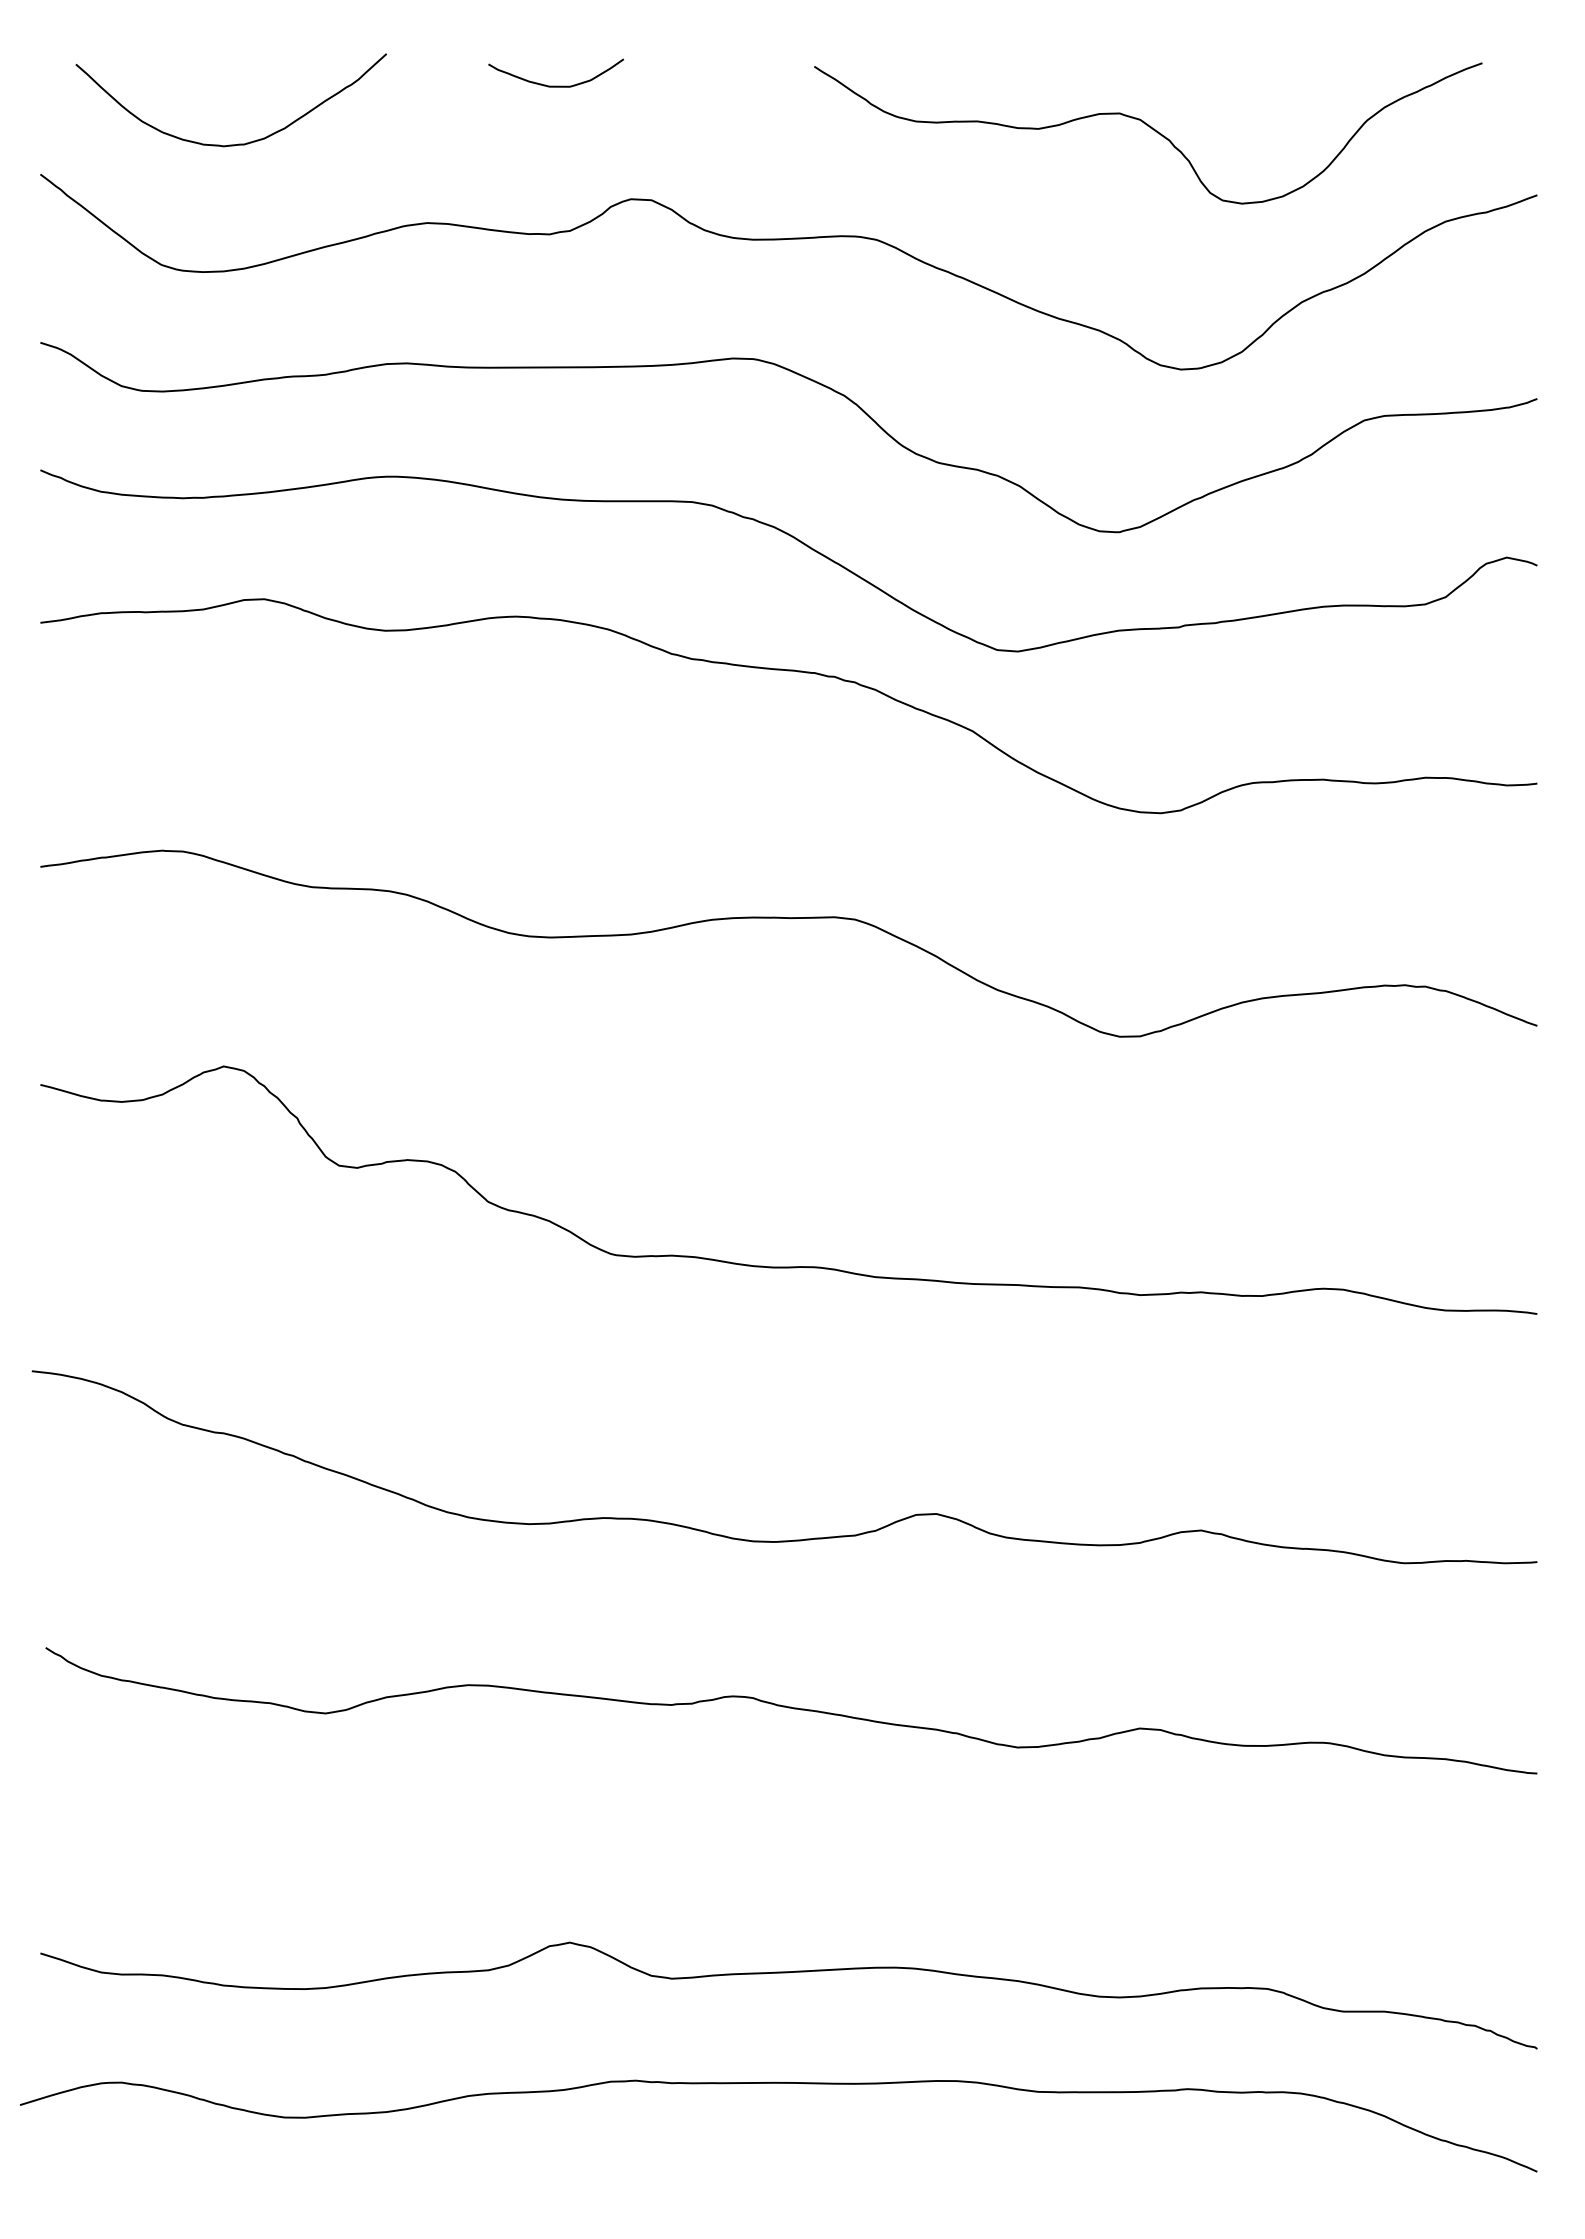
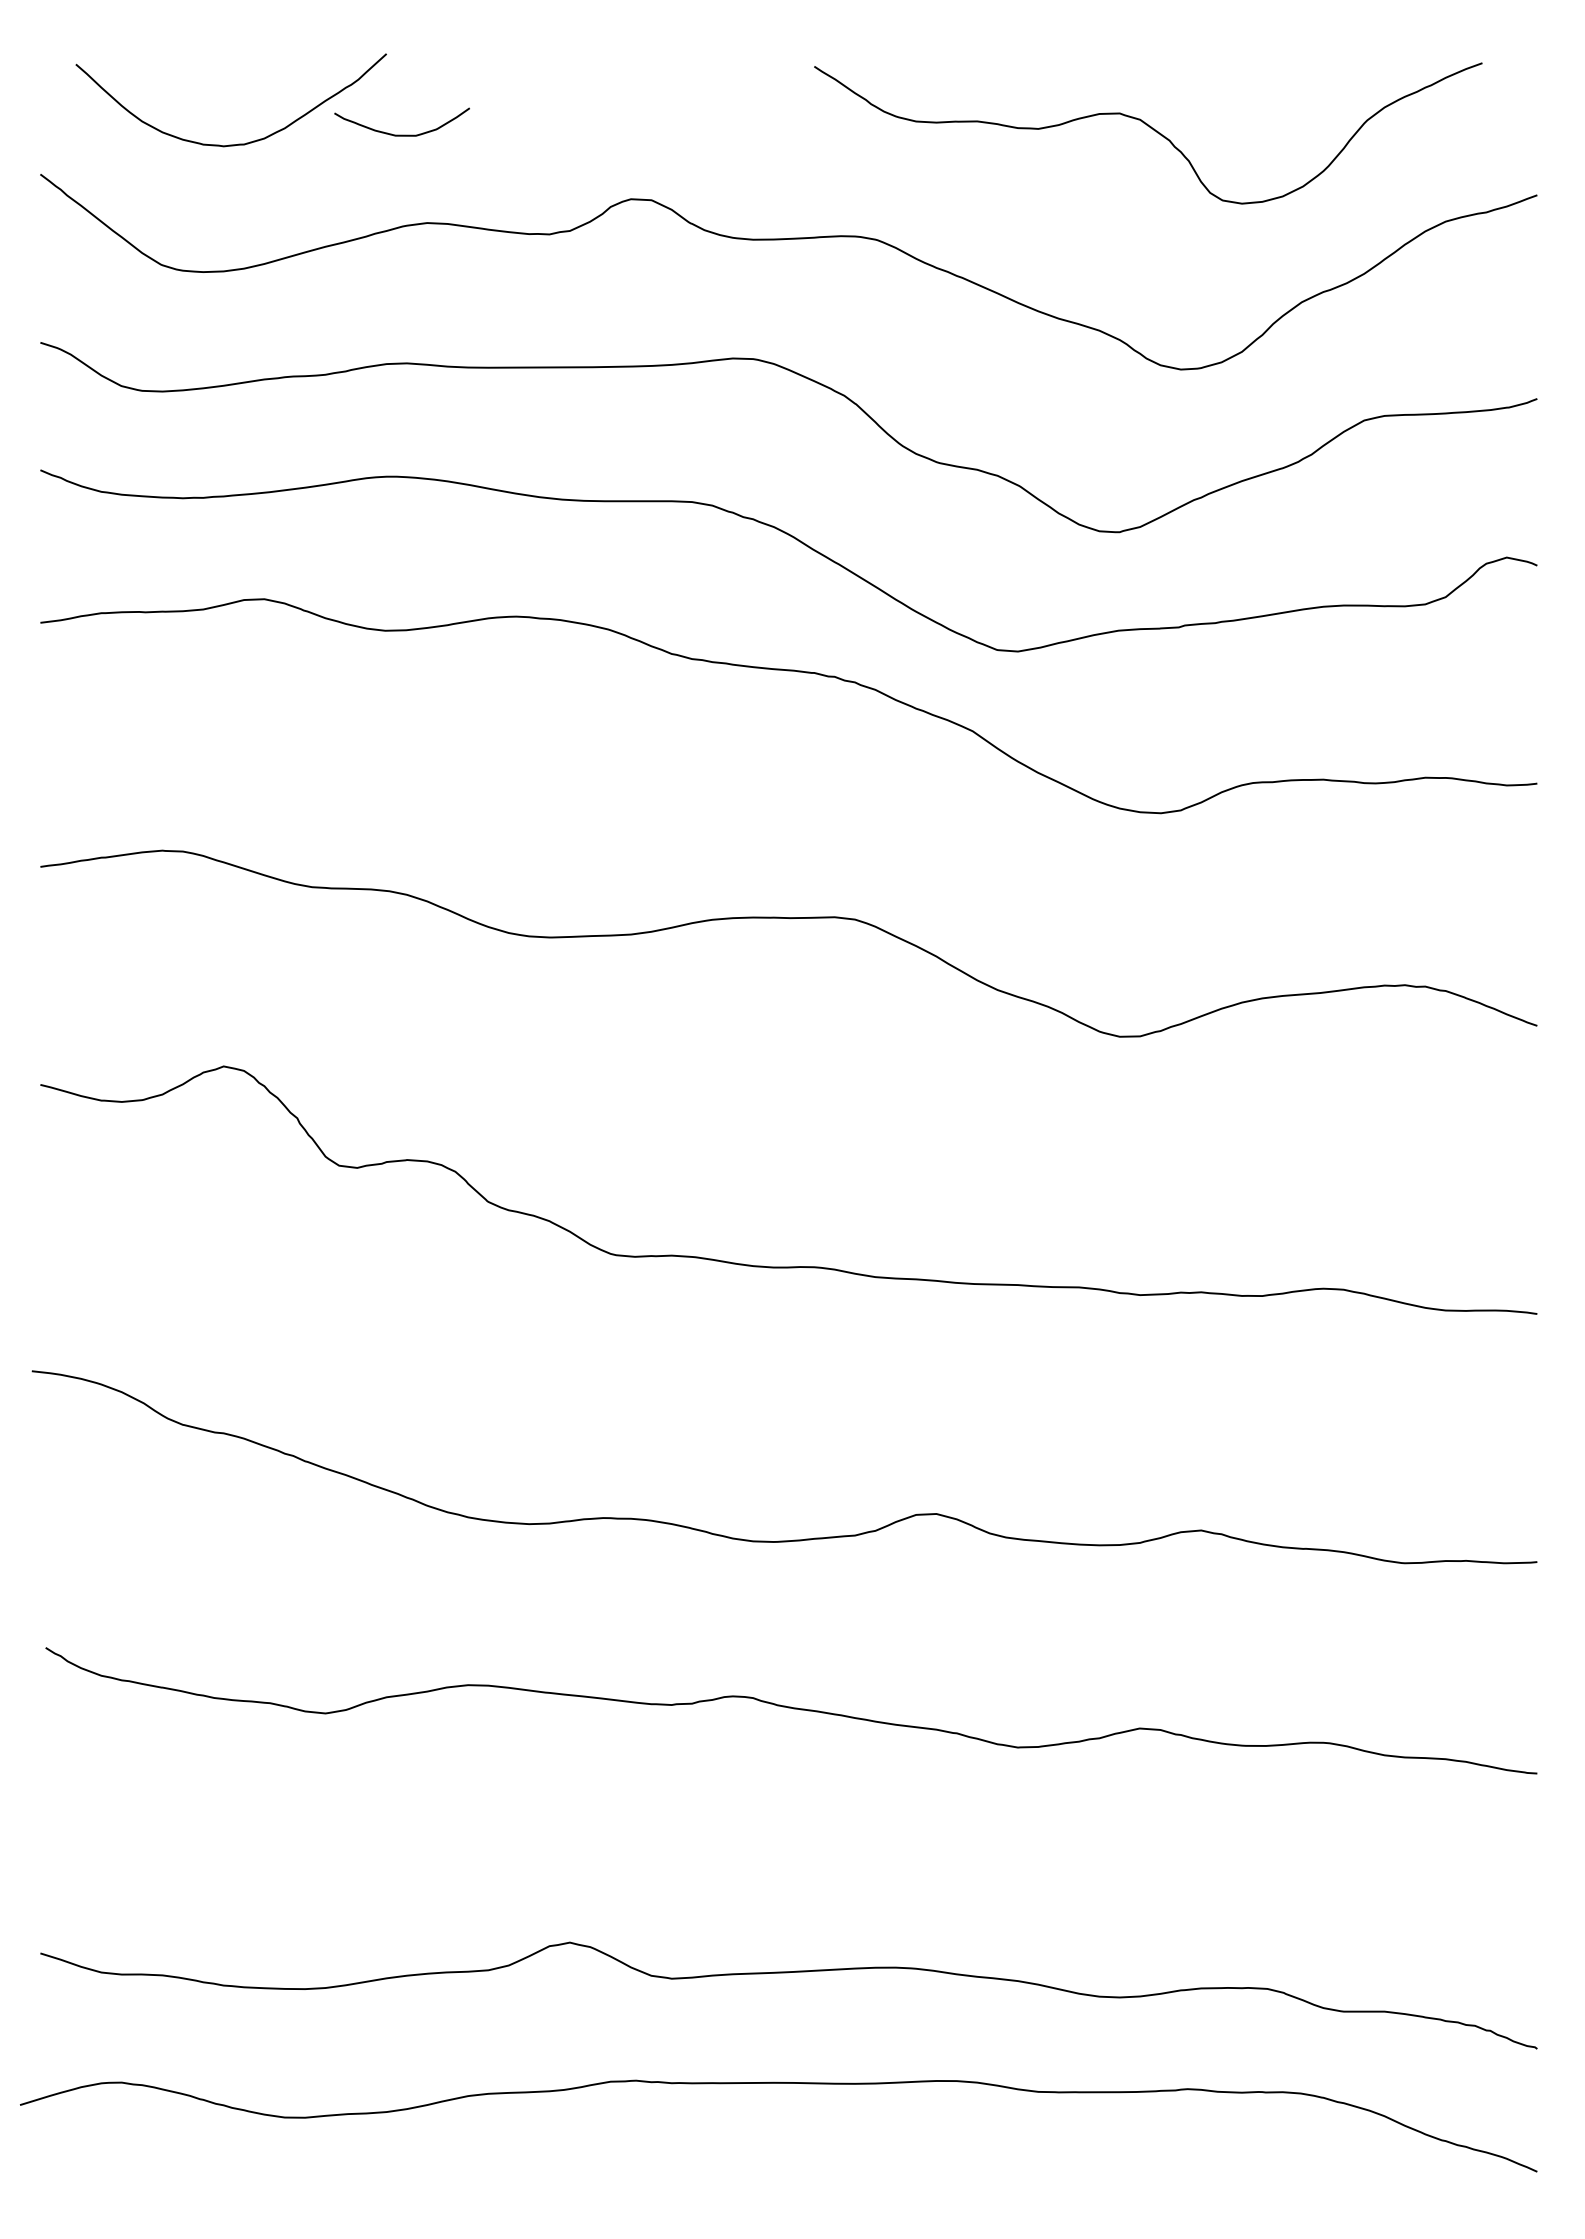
curve position: (555, 85) -> (401, 134) (401, 134)
